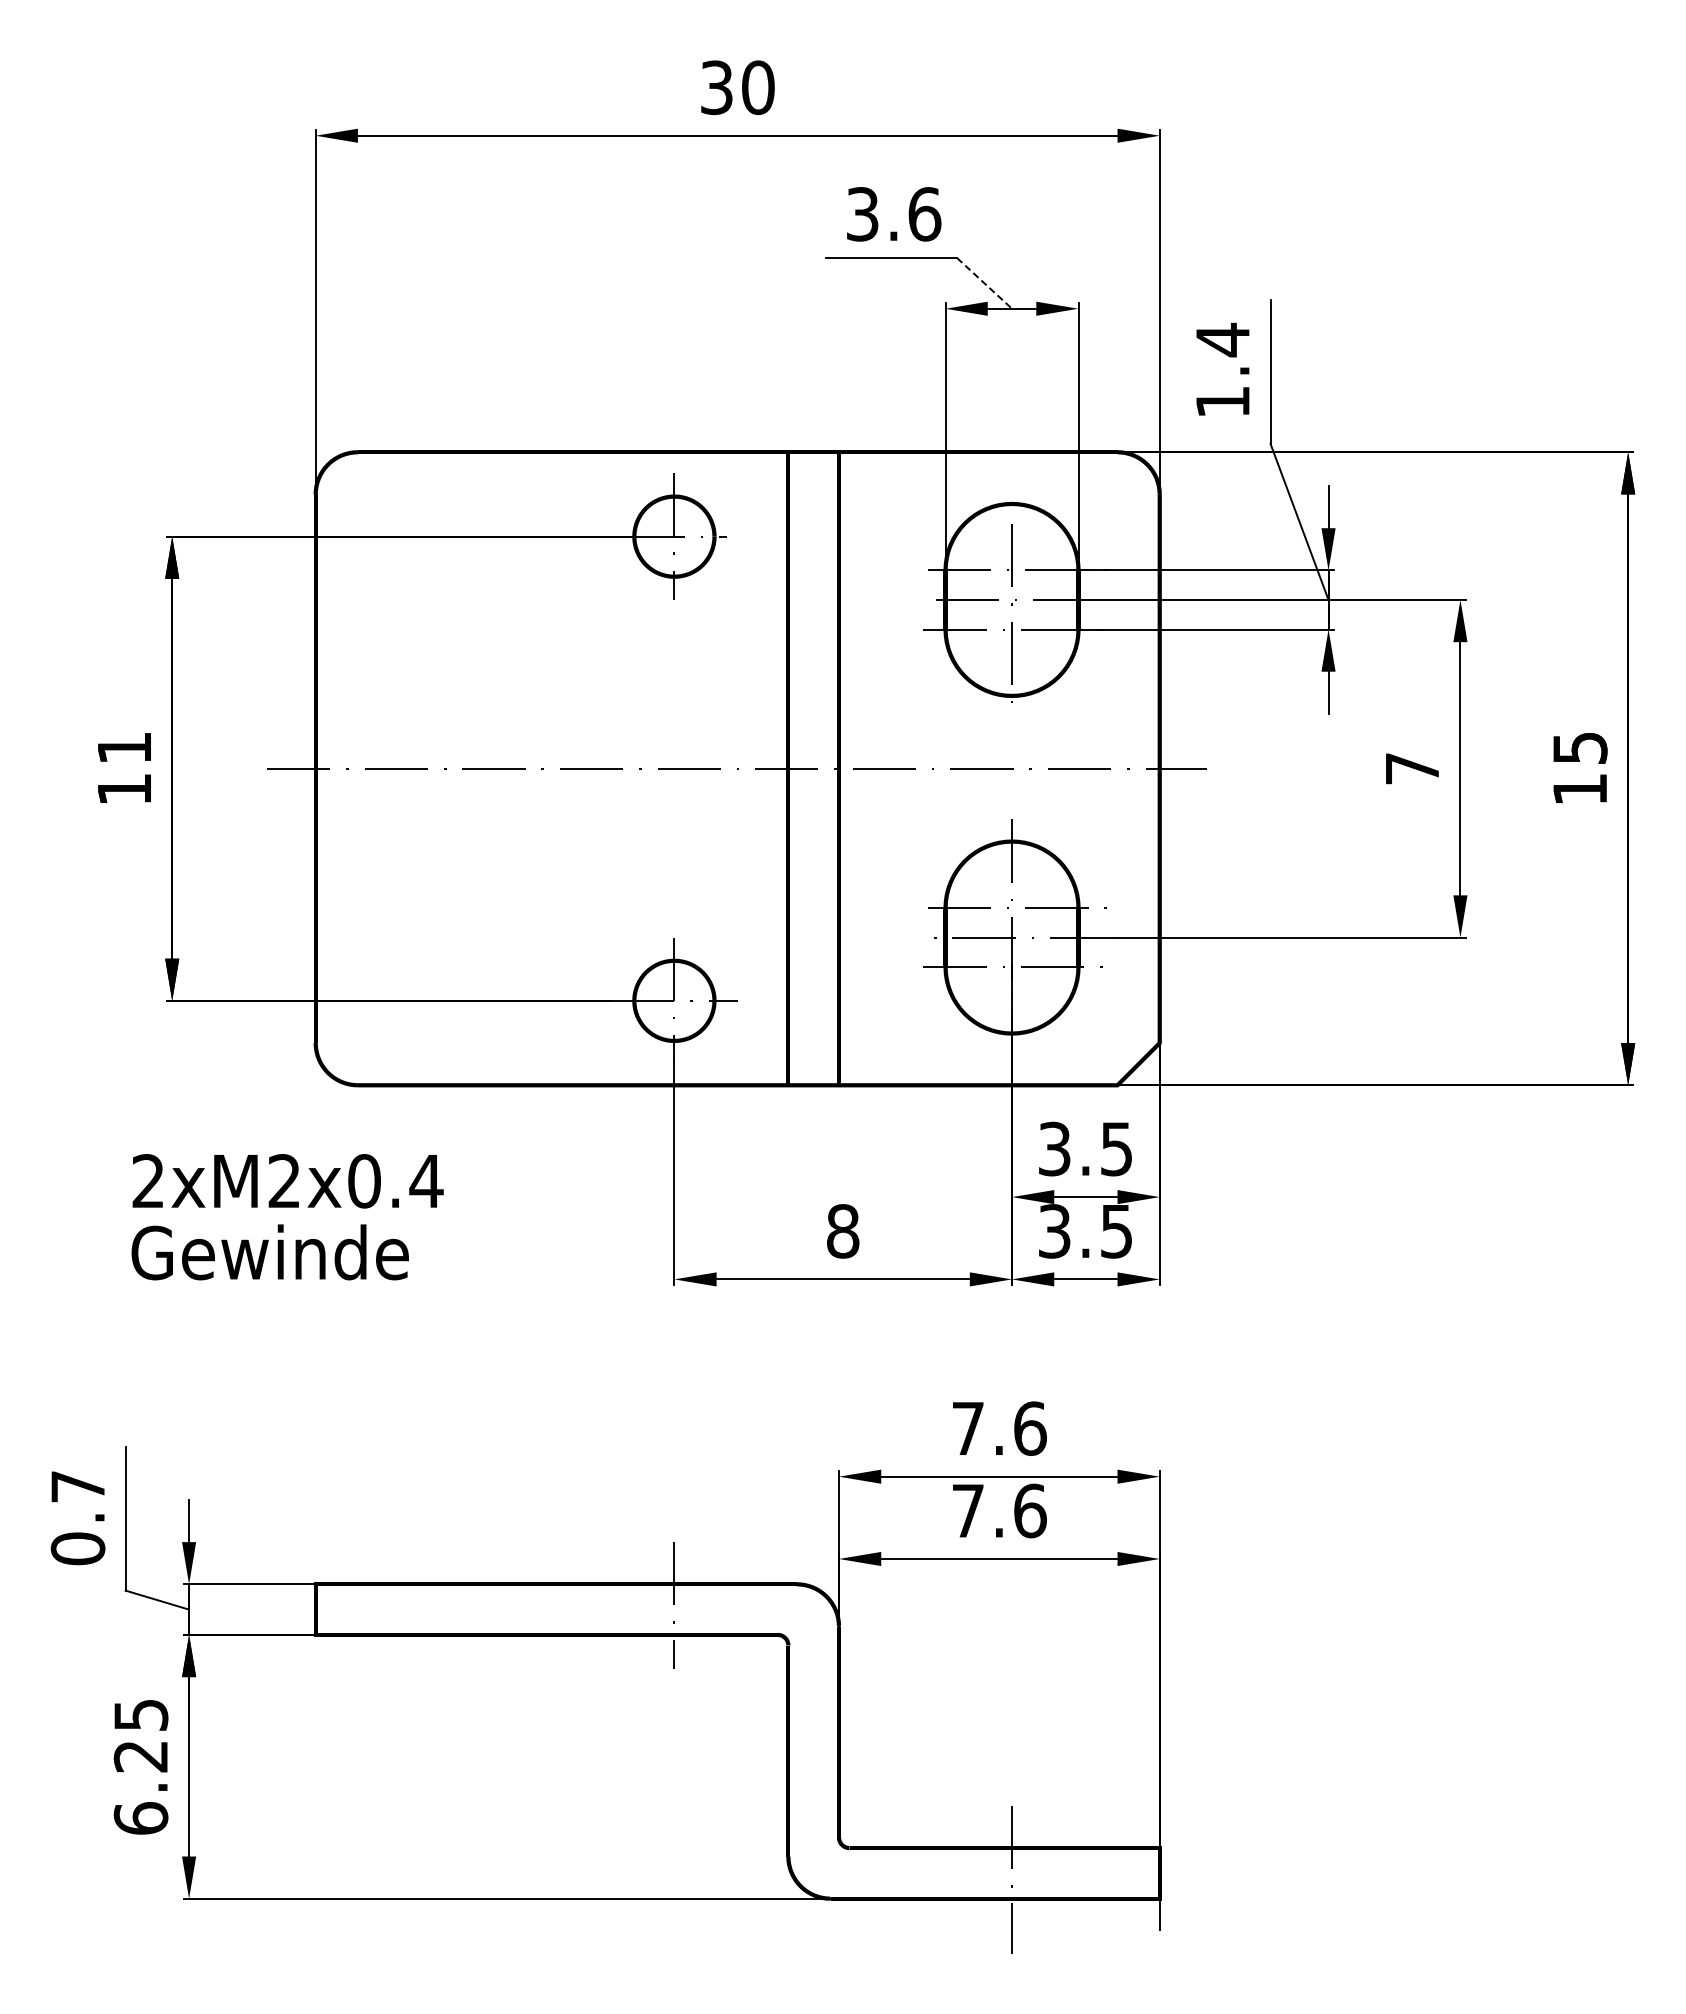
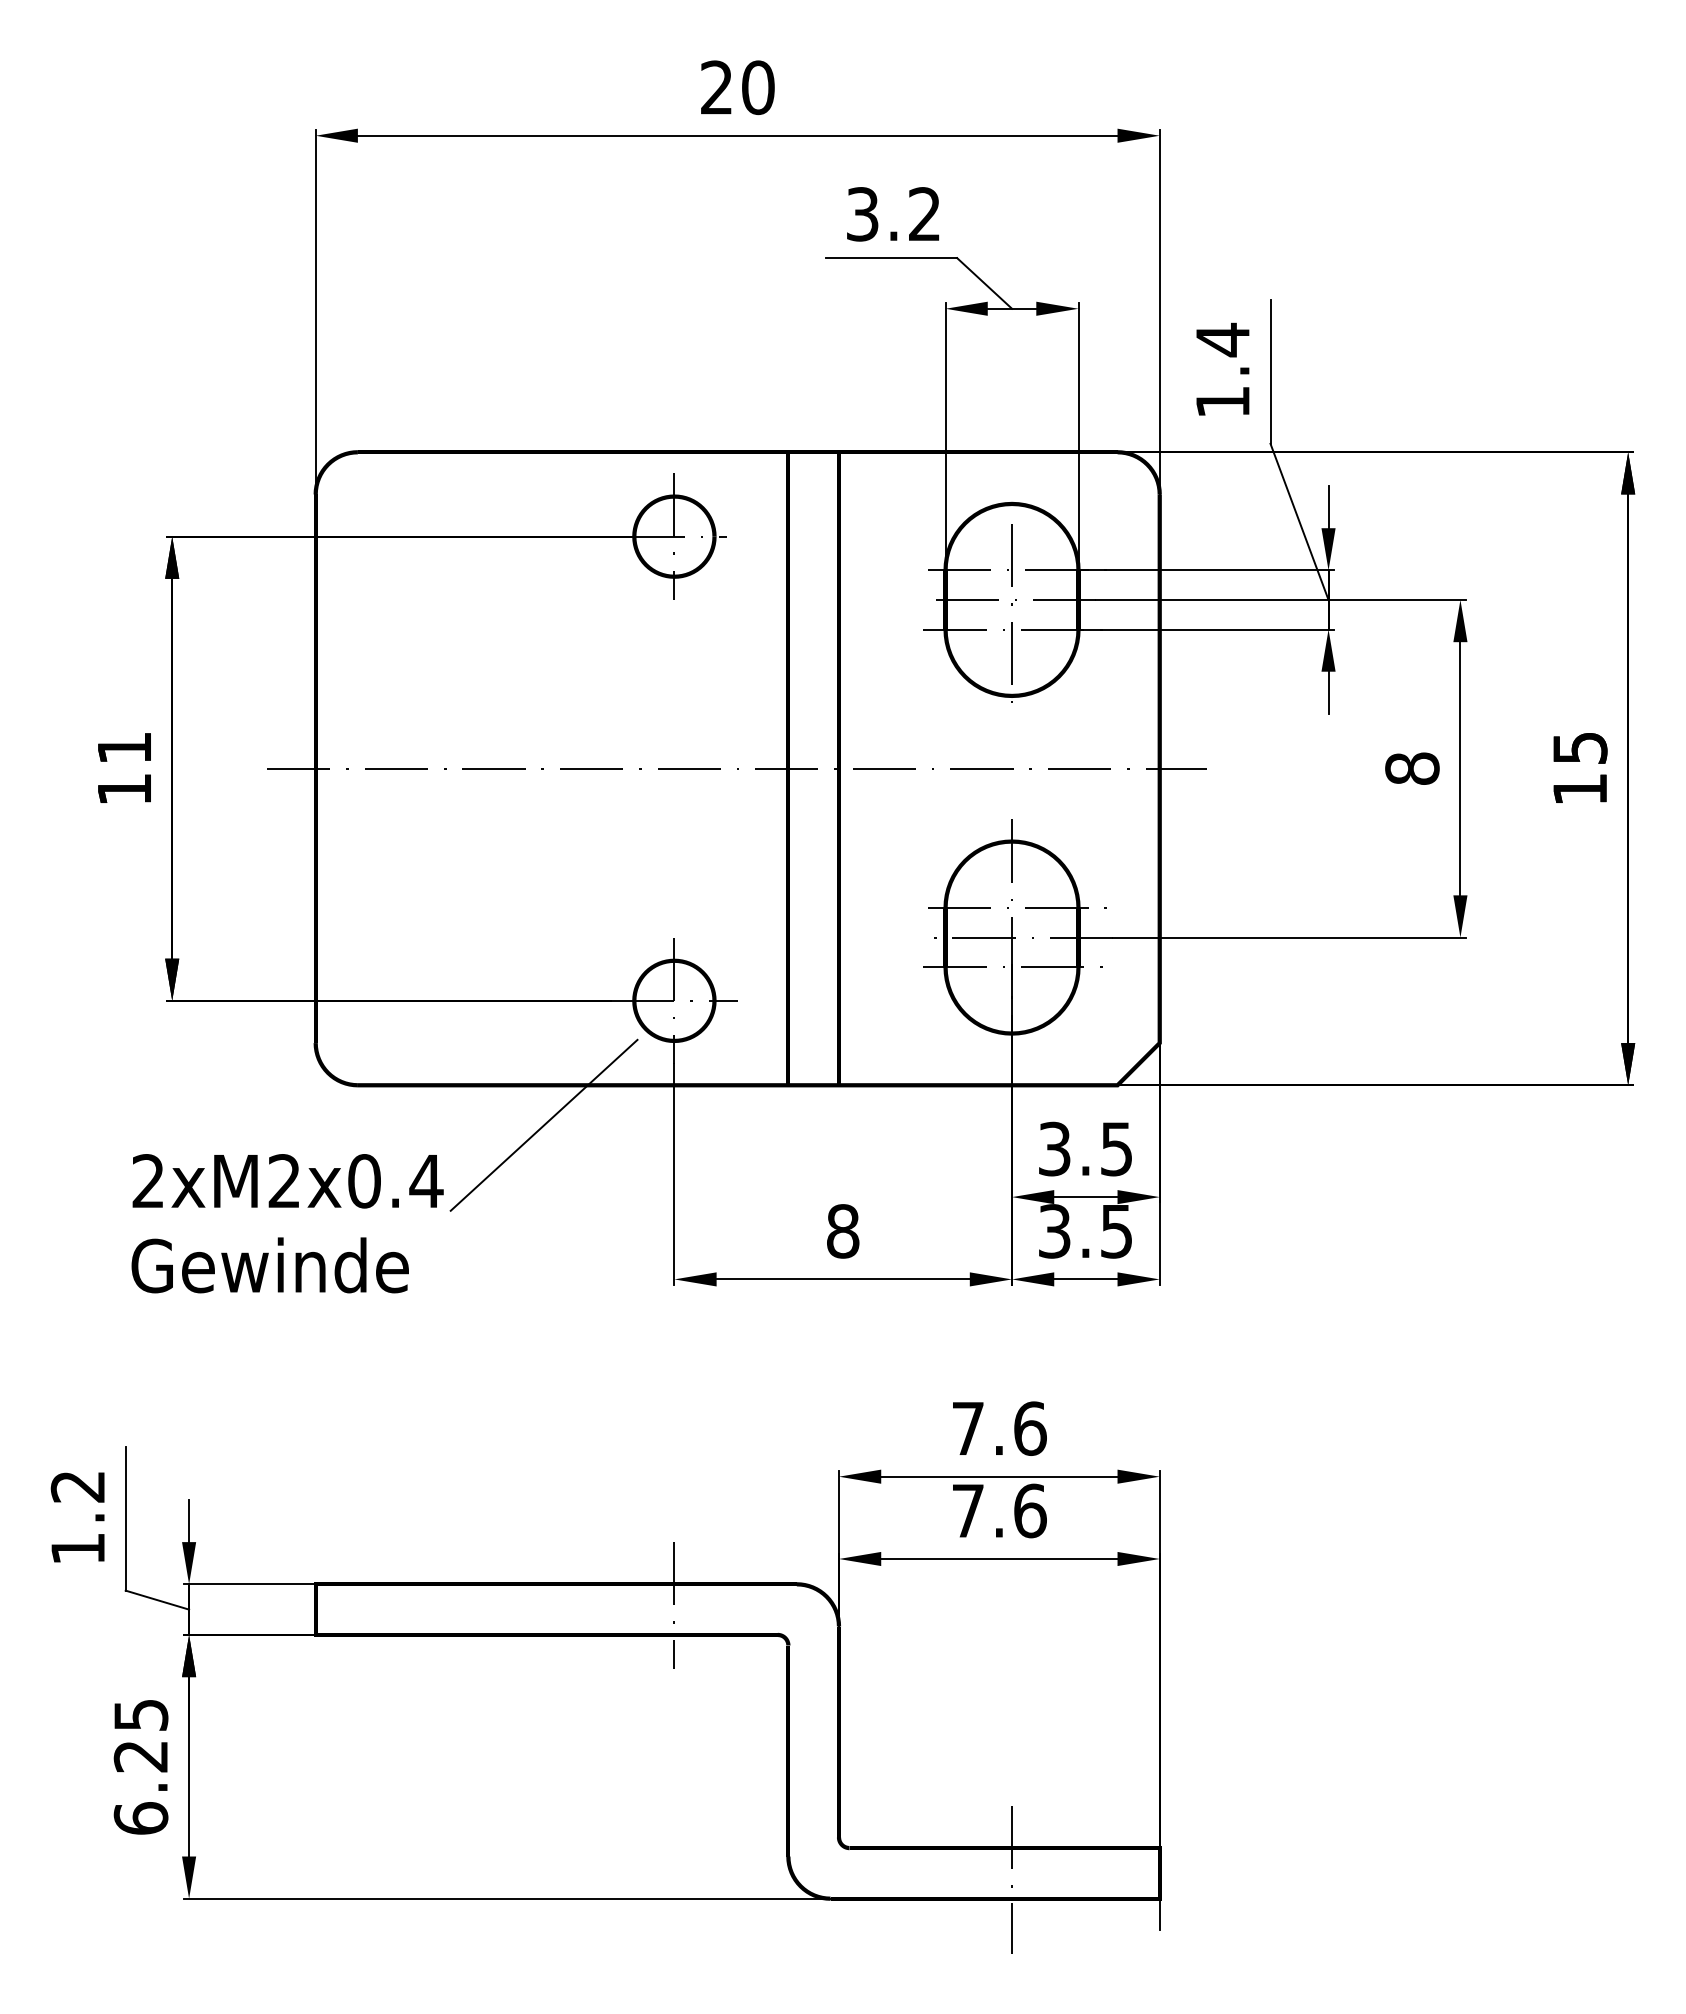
text: 30 -> 20 (716, 87)
text: 3.6 -> 3.2 (924, 214)
line: dashed -> solid (984, 283)
text: 7 -> 8 (1412, 768)
line: none -> present (543, 1124)
text position: (269, 1252) -> (269, 1265) (269, 1265)
text: 0.7 -> 1.2 (77, 1518)
